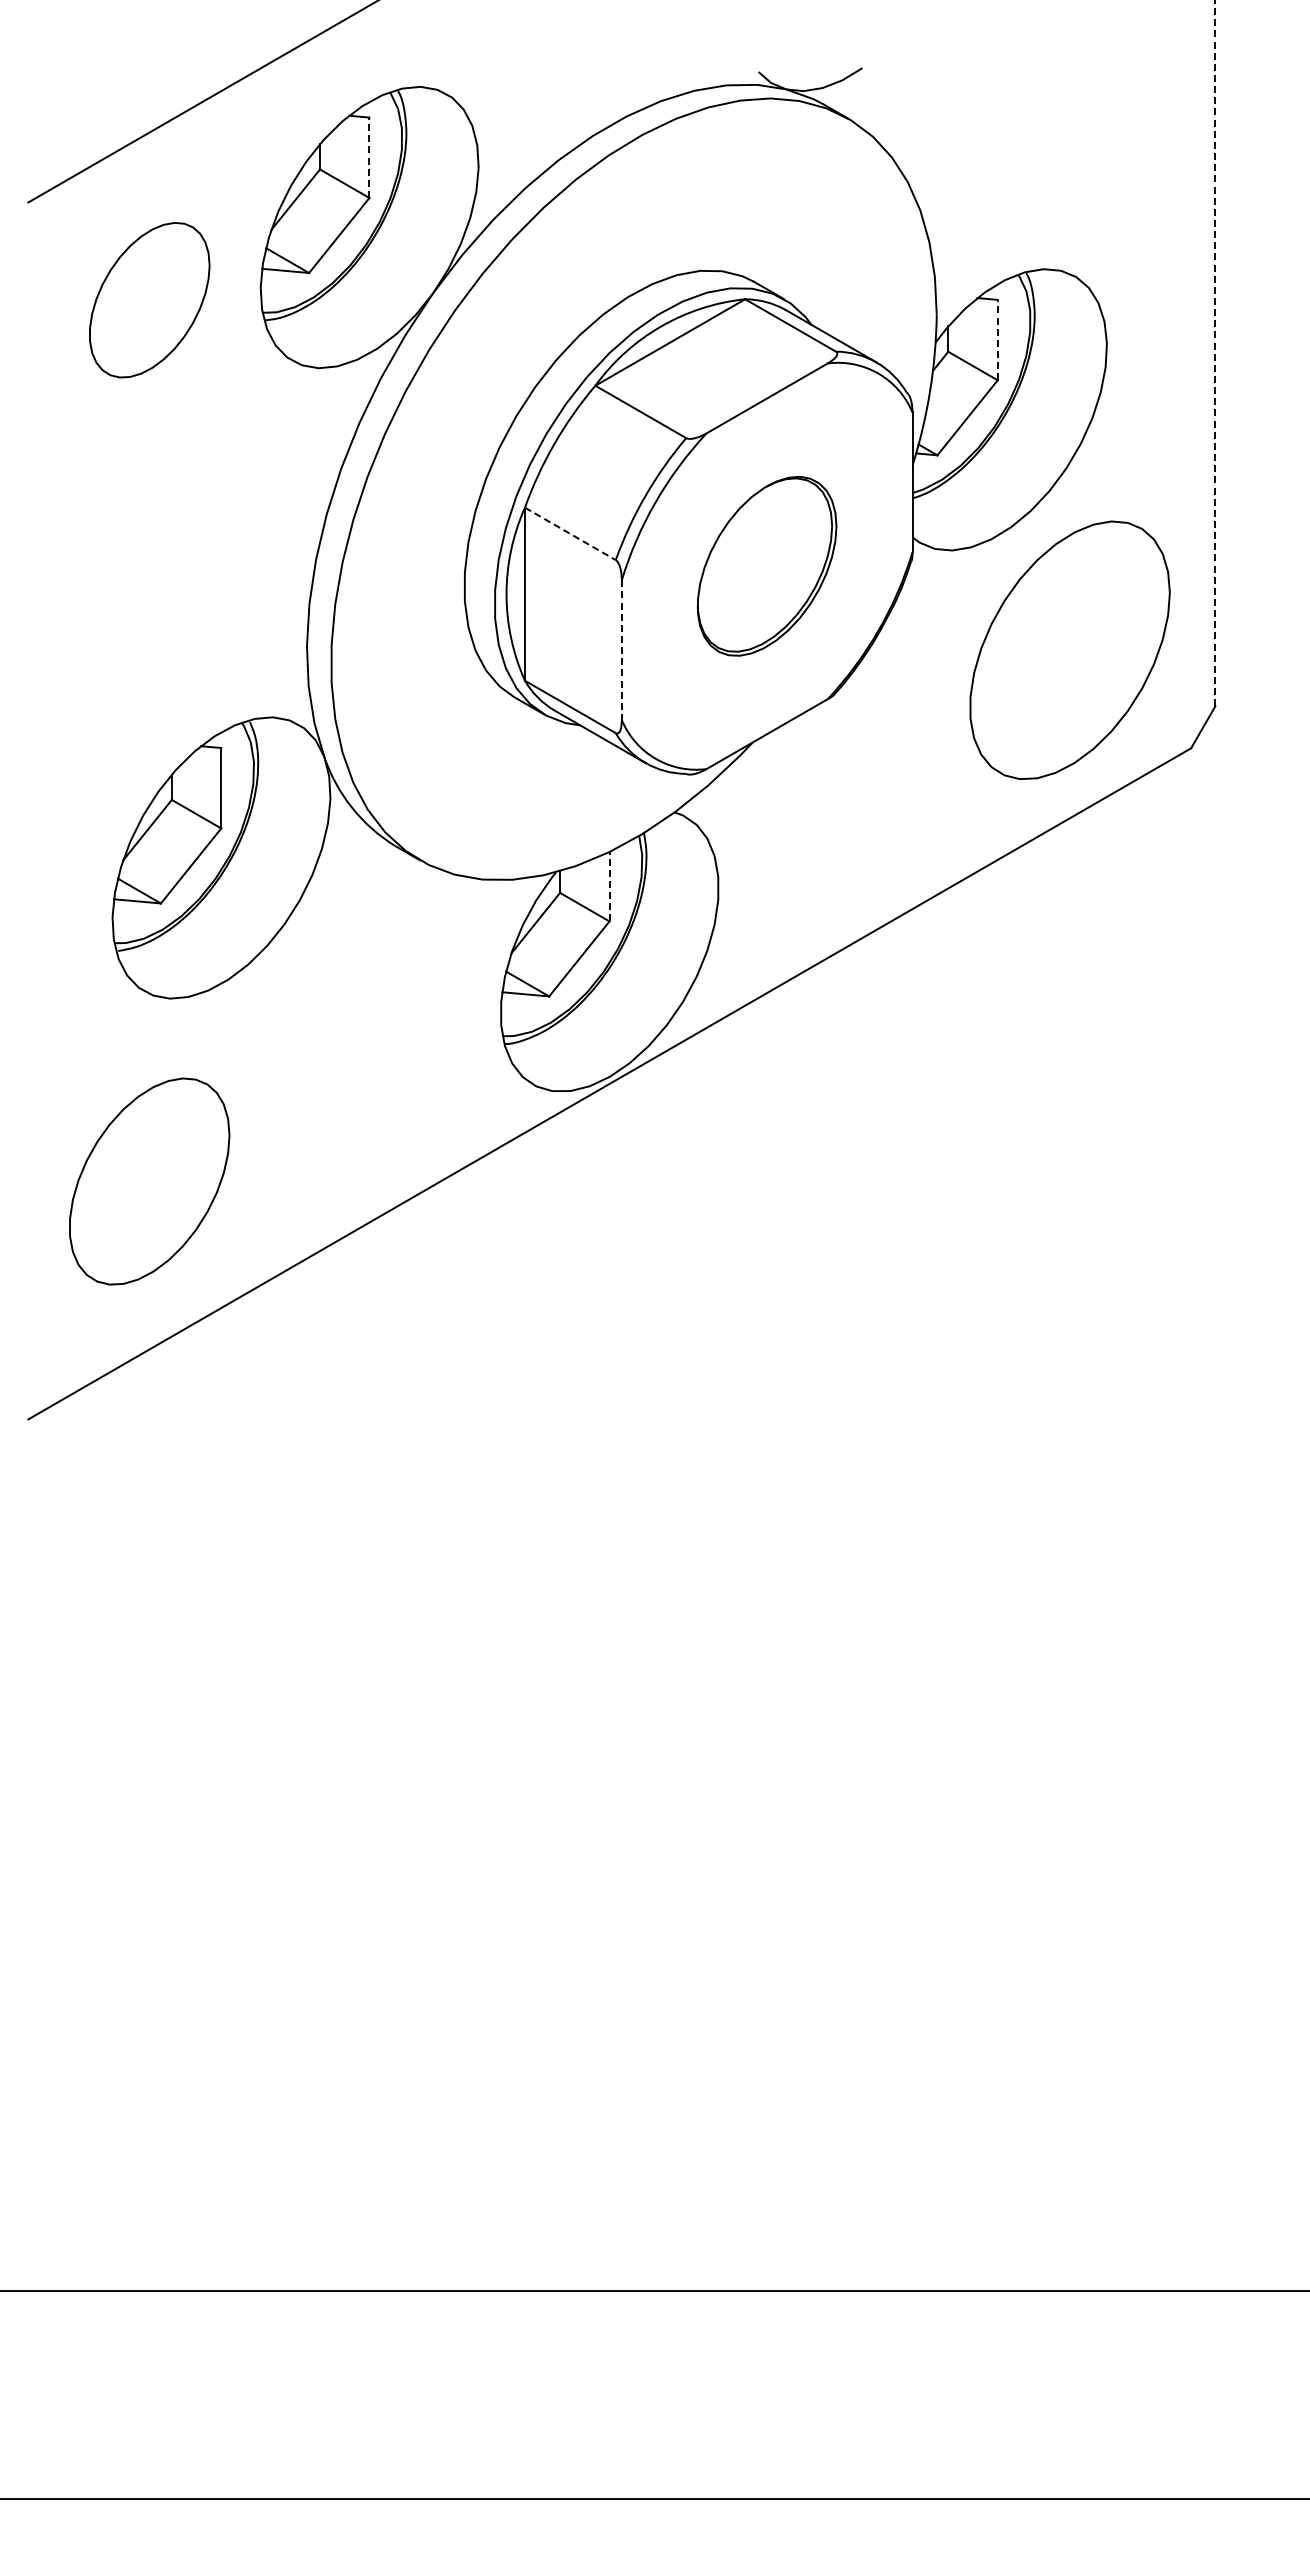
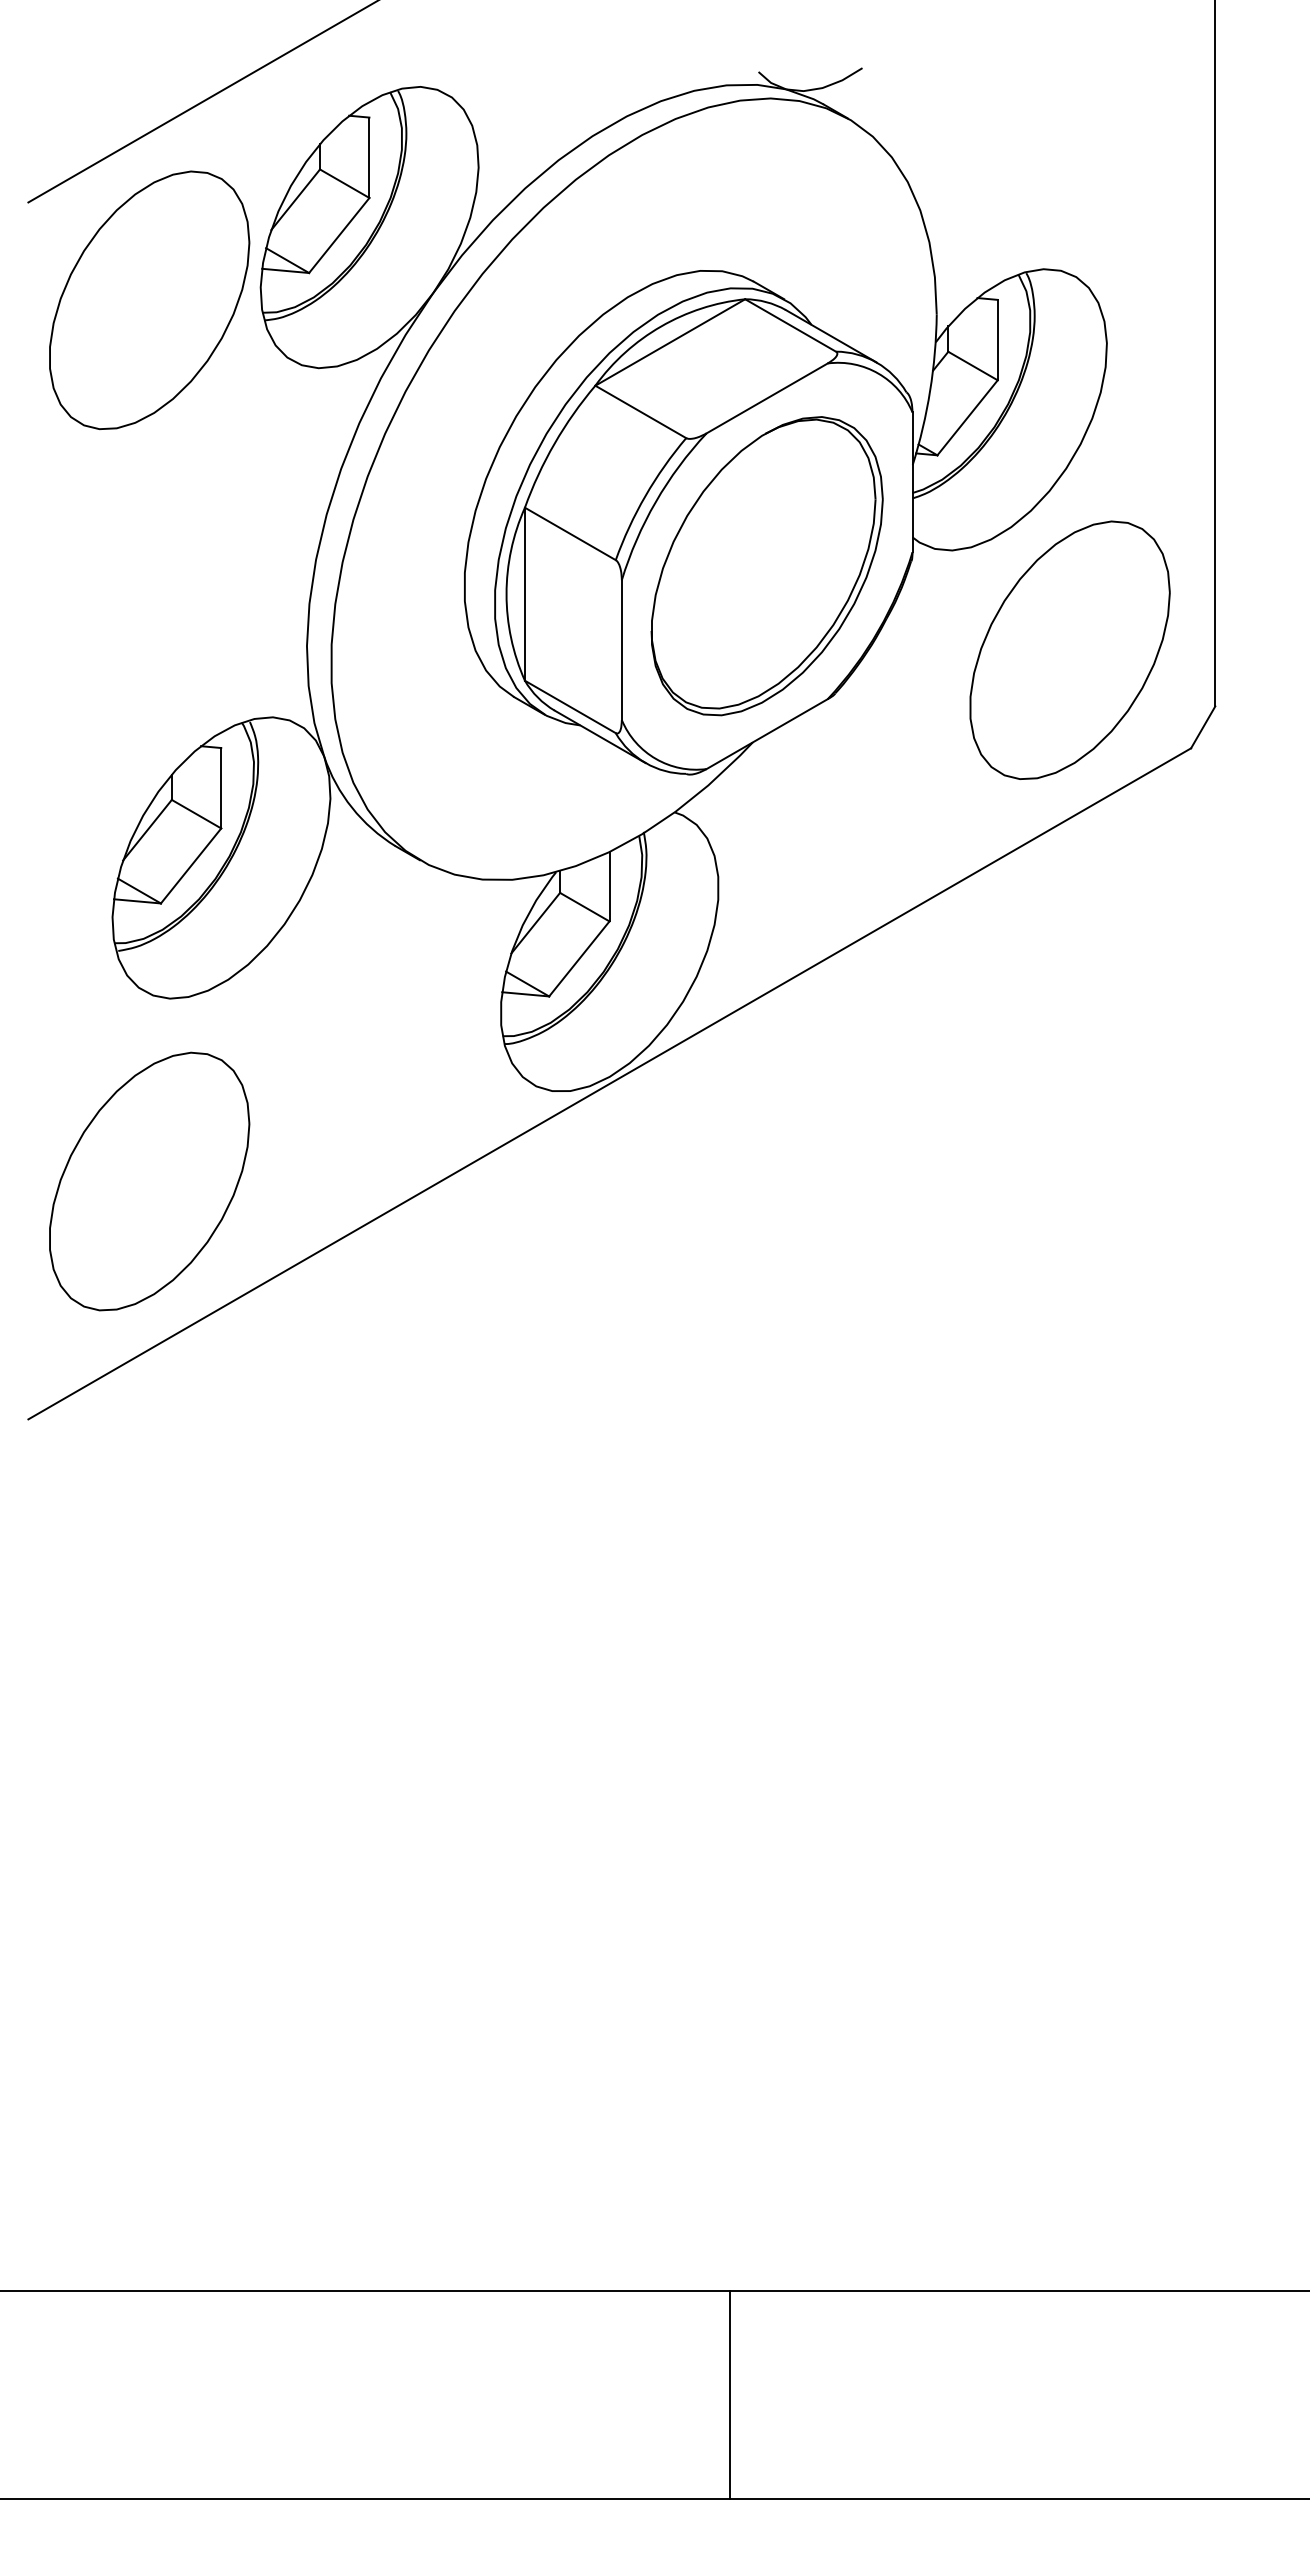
line: dashed -> solid (369, 157)
part size: 122x157 px -> 202x260 px (149, 299)
line: dashed -> solid (997, 339)
line: dashed -> solid (1215, 353)
line: dashed -> solid (570, 534)
part size: 142x182 px -> 234x301 px (766, 566)
line: dashed -> solid (621, 650)
line: dashed -> solid (609, 886)
part size: 162x209 px -> 202x261 px (149, 1181)
line: none -> present (729, 2394)
